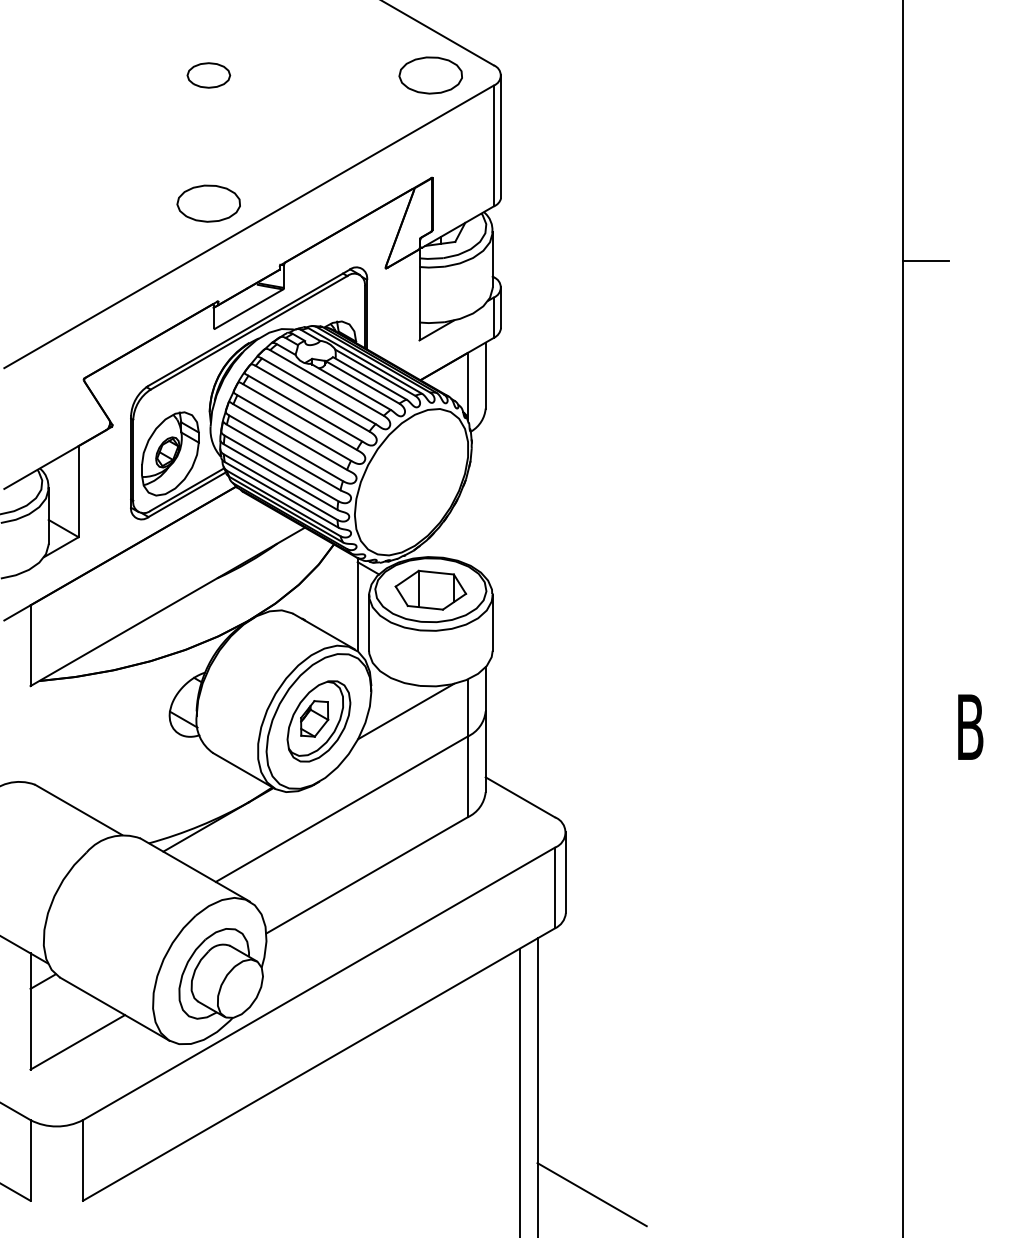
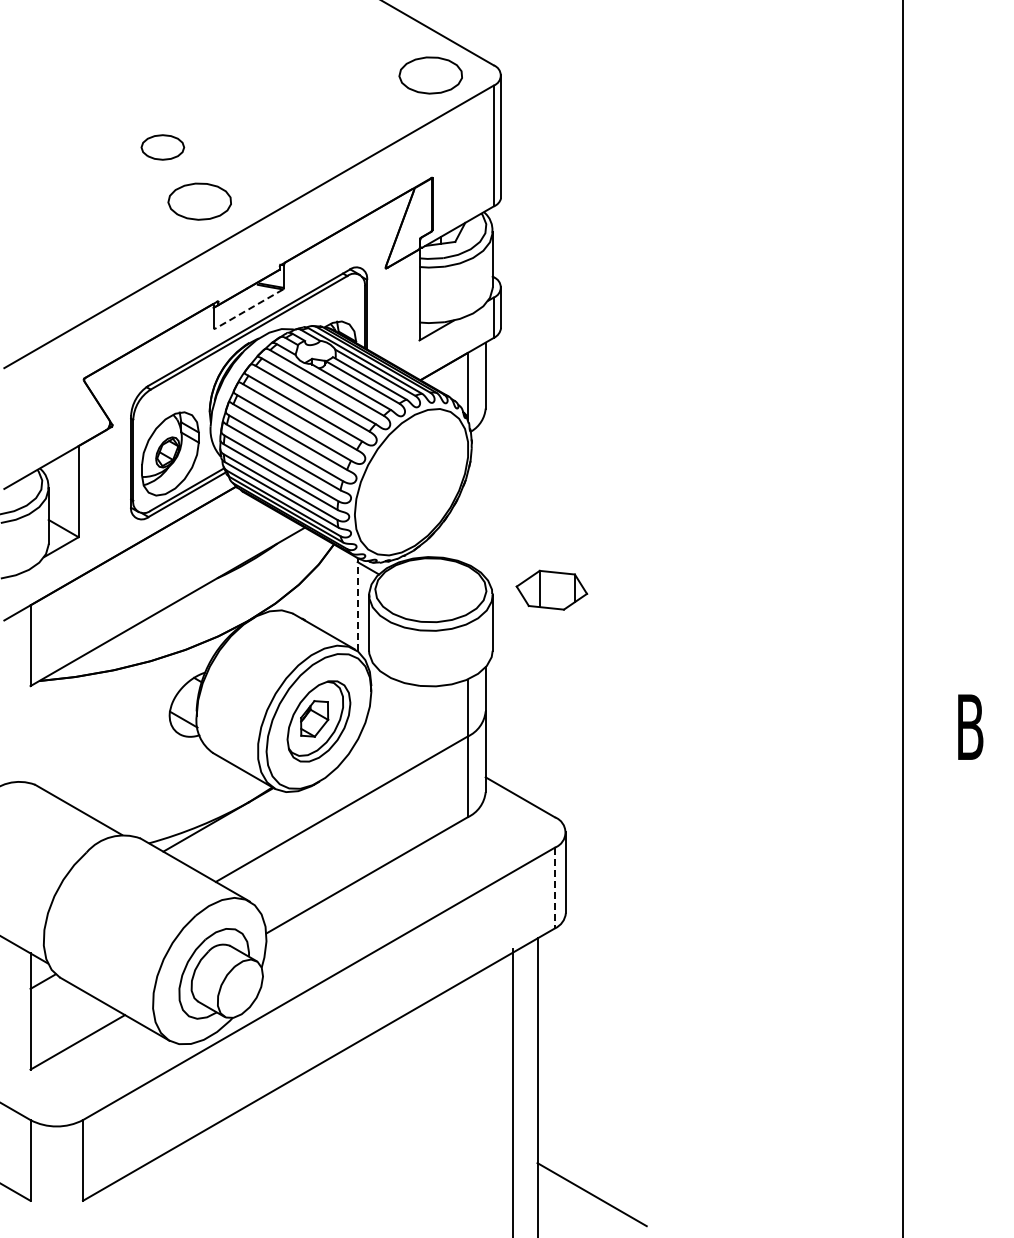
part position: (208, 75) -> (162, 147) (162, 147)
part position: (208, 203) -> (199, 201) (199, 201)
line: present -> none (925, 260)
line: solid -> dashed (248, 309)
part position: (430, 589) -> (551, 589) (551, 589)
line: solid -> dashed (357, 603)
line: present -> none (405, 711)
line: solid -> dashed (555, 888)
line position: (520, 1091) -> (513, 1091) (513, 1091)
